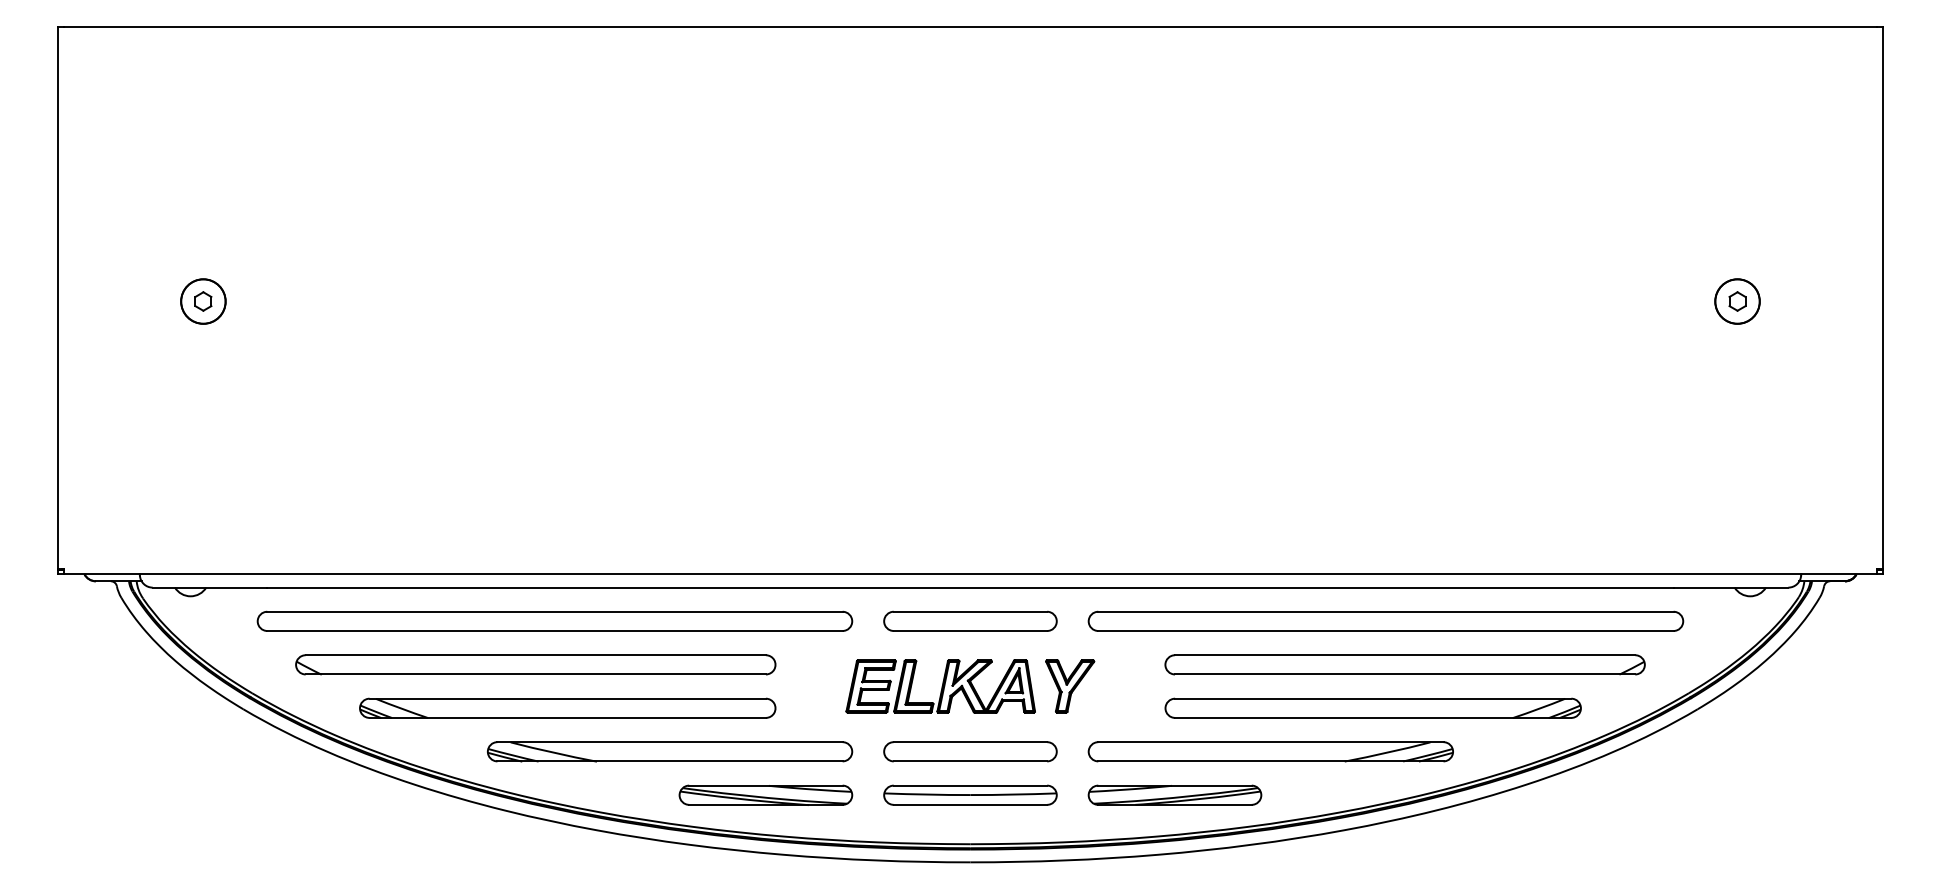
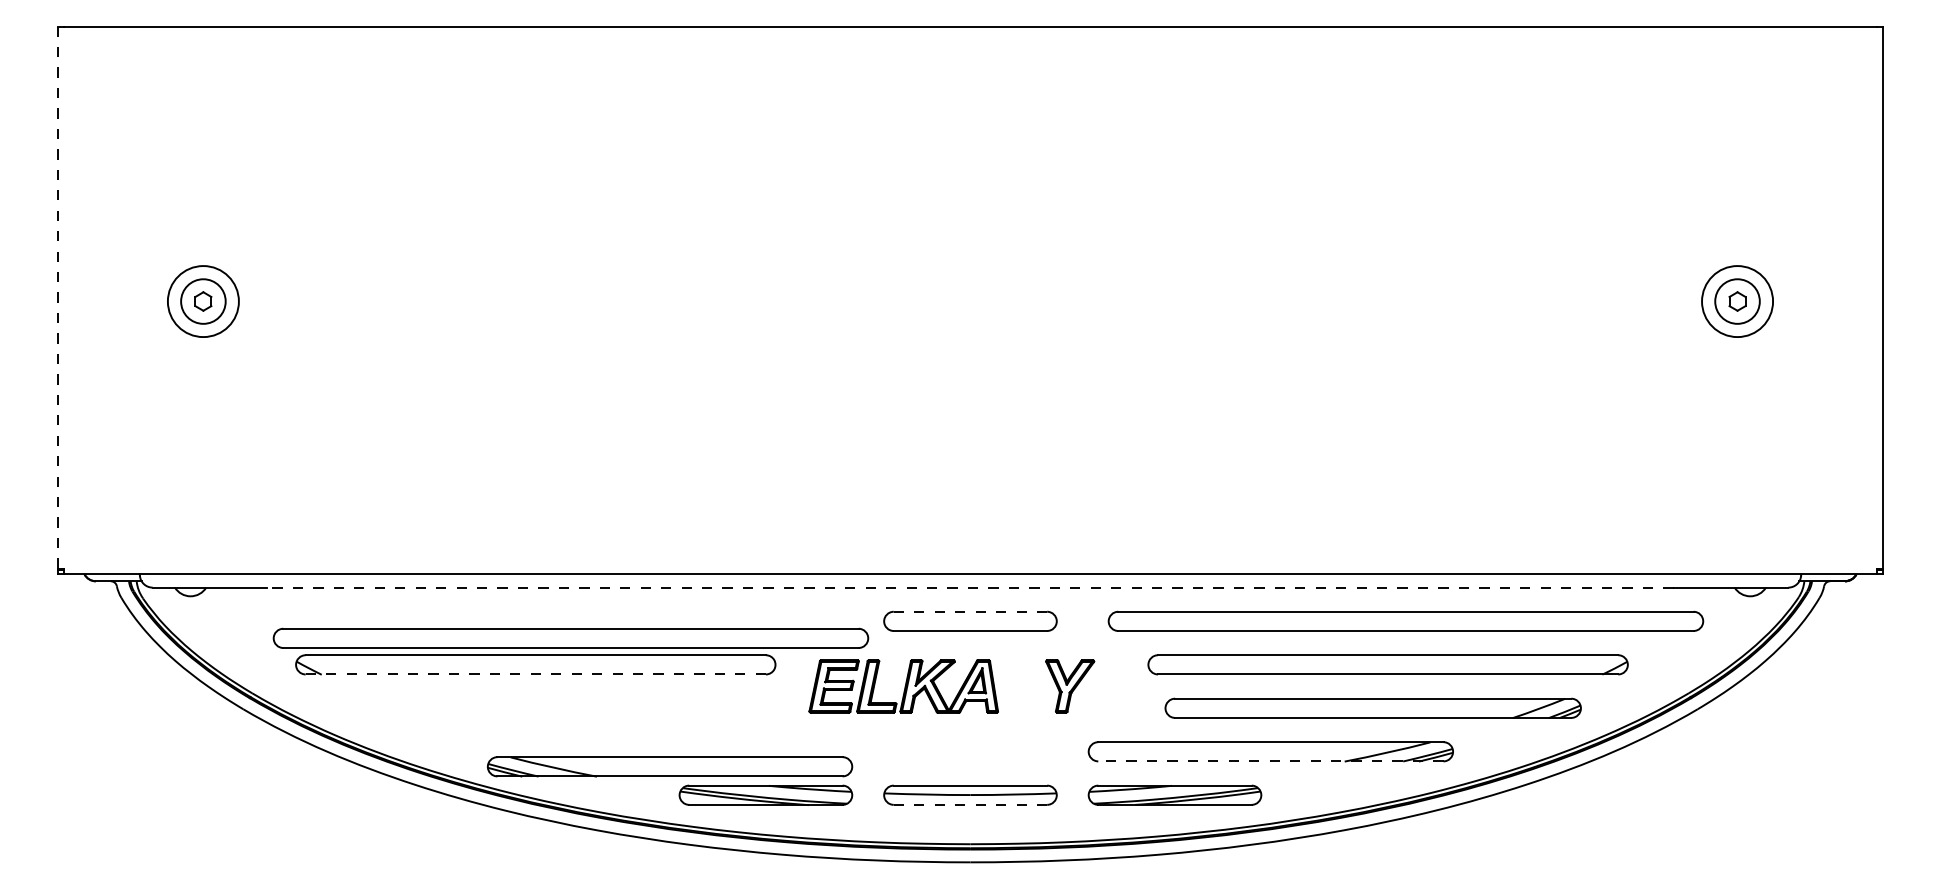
line: solid -> dashed (58, 297)
circle diameter: 44 px -> 71 px (202, 301)
circle diameter: 44 px -> 71 px (1737, 301)
line: solid -> dashed (969, 587)
line: solid -> dashed (970, 611)
part position: (554, 620) -> (570, 637) (570, 637)
part position: (1385, 620) -> (1405, 620) (1405, 620)
part position: (1404, 664) -> (1387, 664) (1387, 664)
line: solid -> dashed (536, 674)
part position: (940, 686) -> (903, 686) (903, 686)
part: present -> none (567, 707)
part position: (670, 751) -> (670, 766) (670, 766)
part: present -> none (970, 751)
line: solid -> dashed (1270, 761)
line: solid -> dashed (970, 804)
